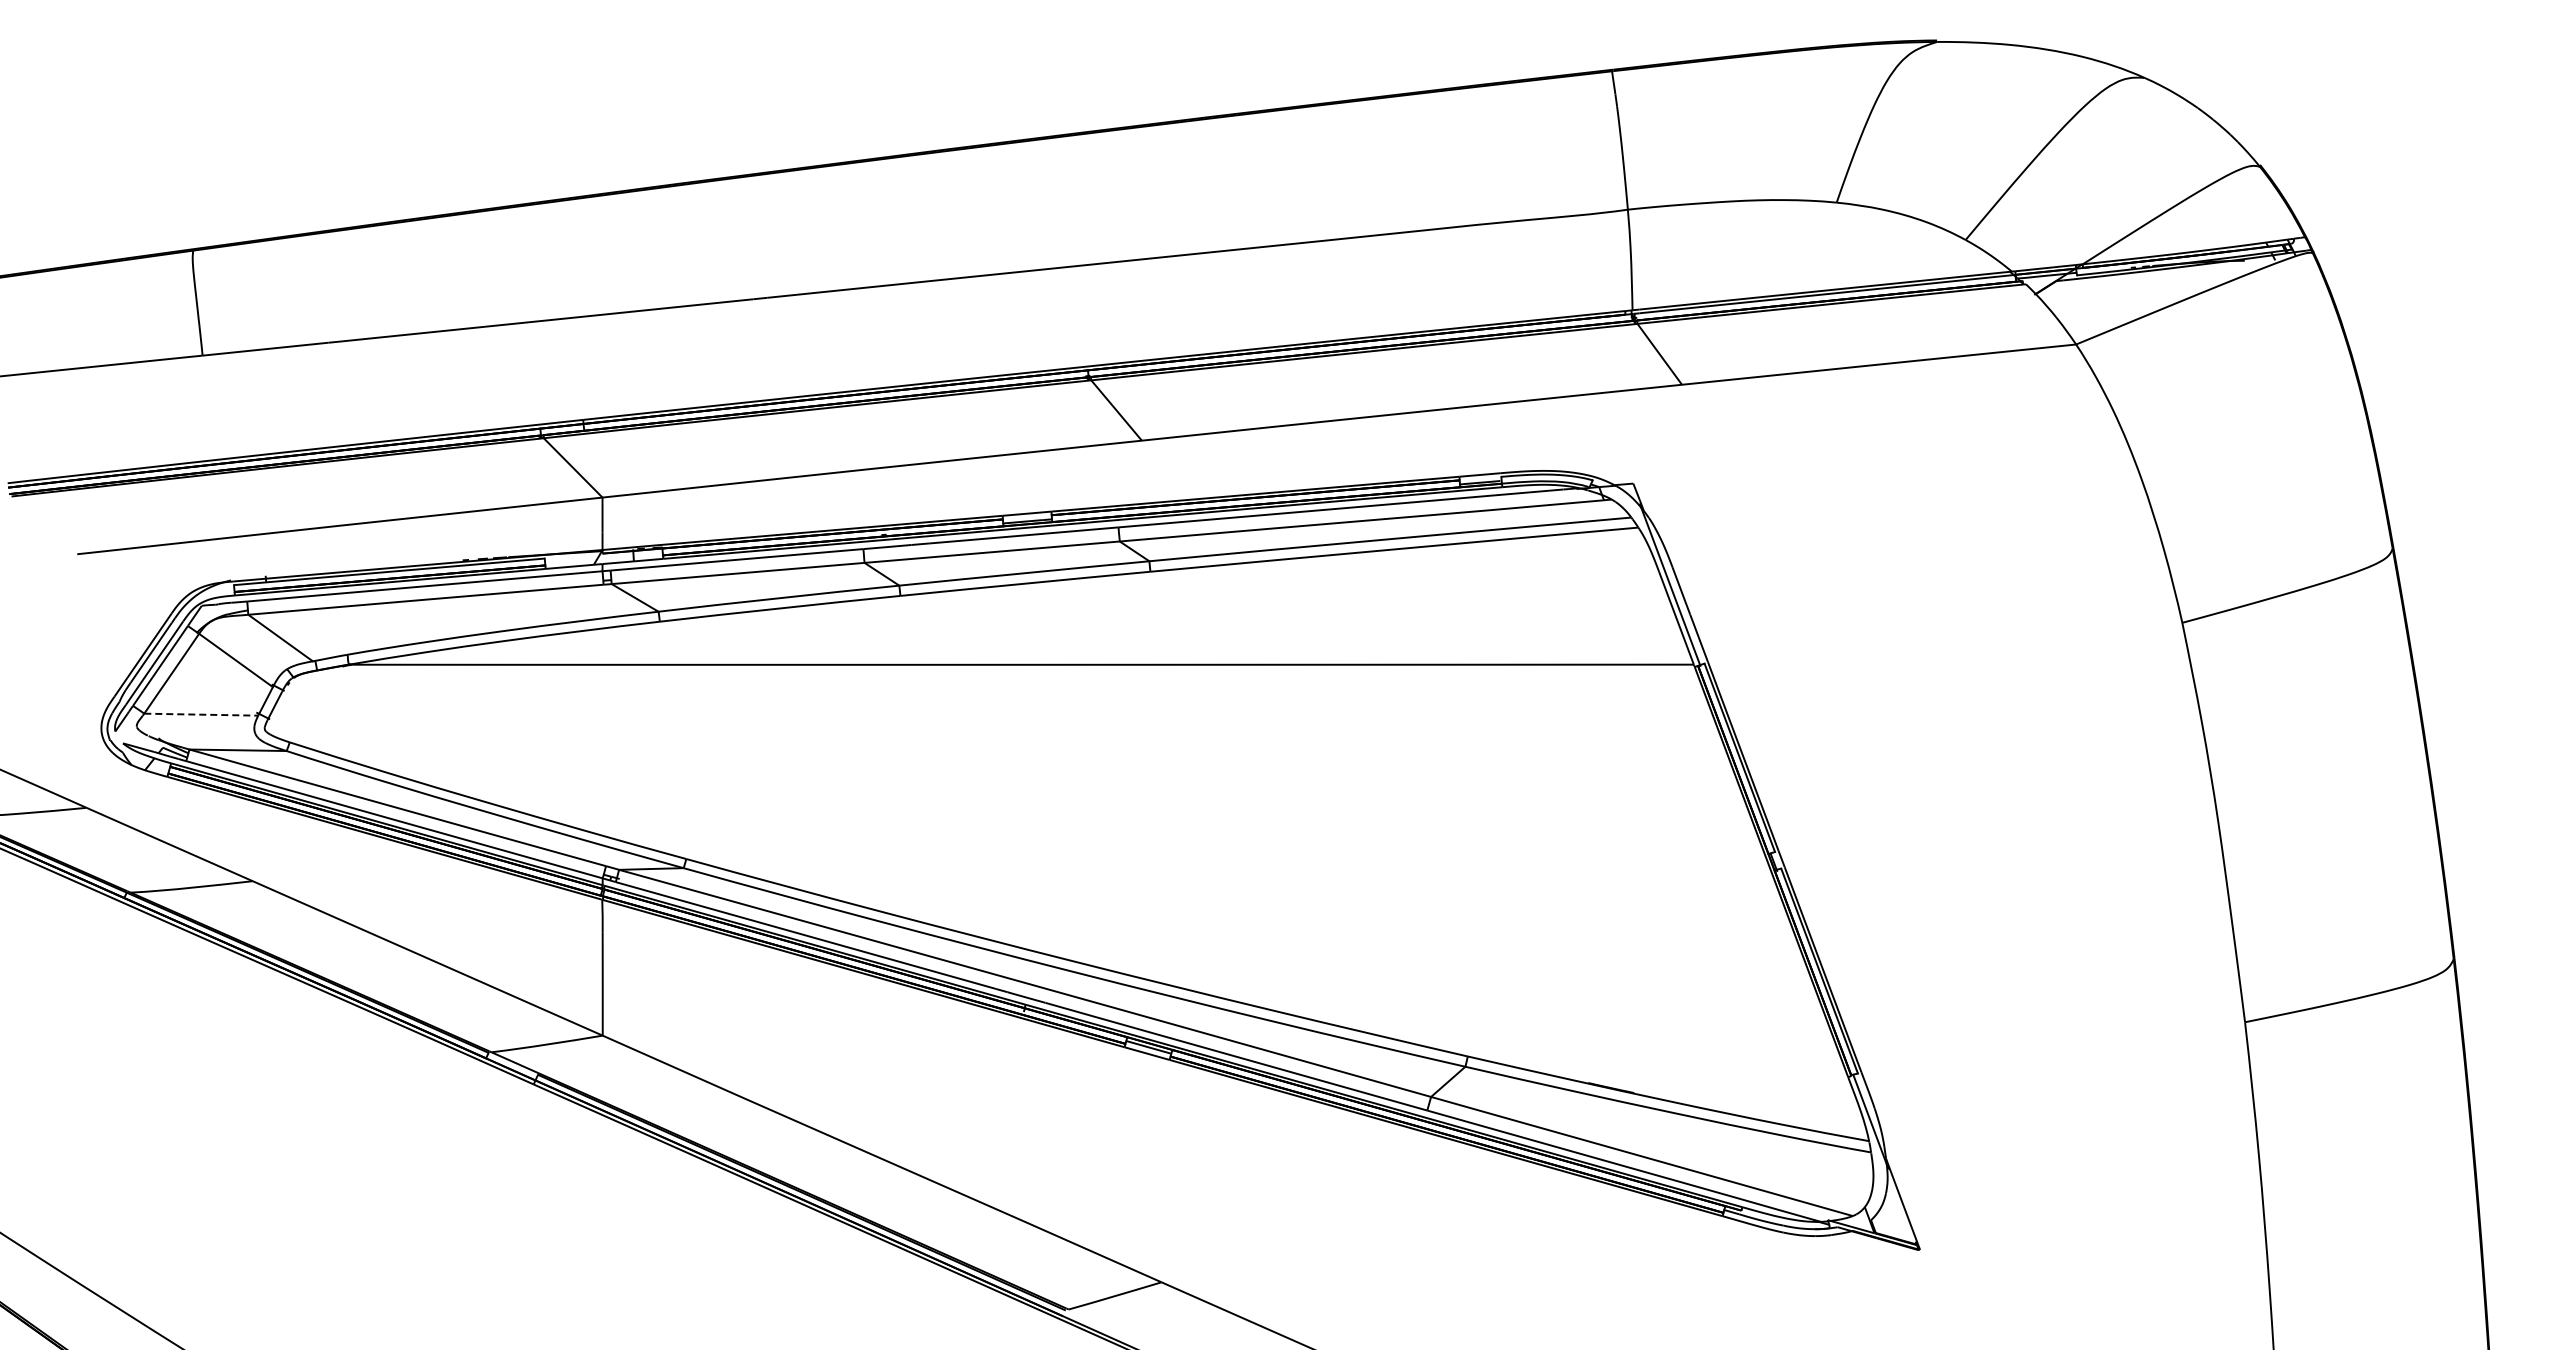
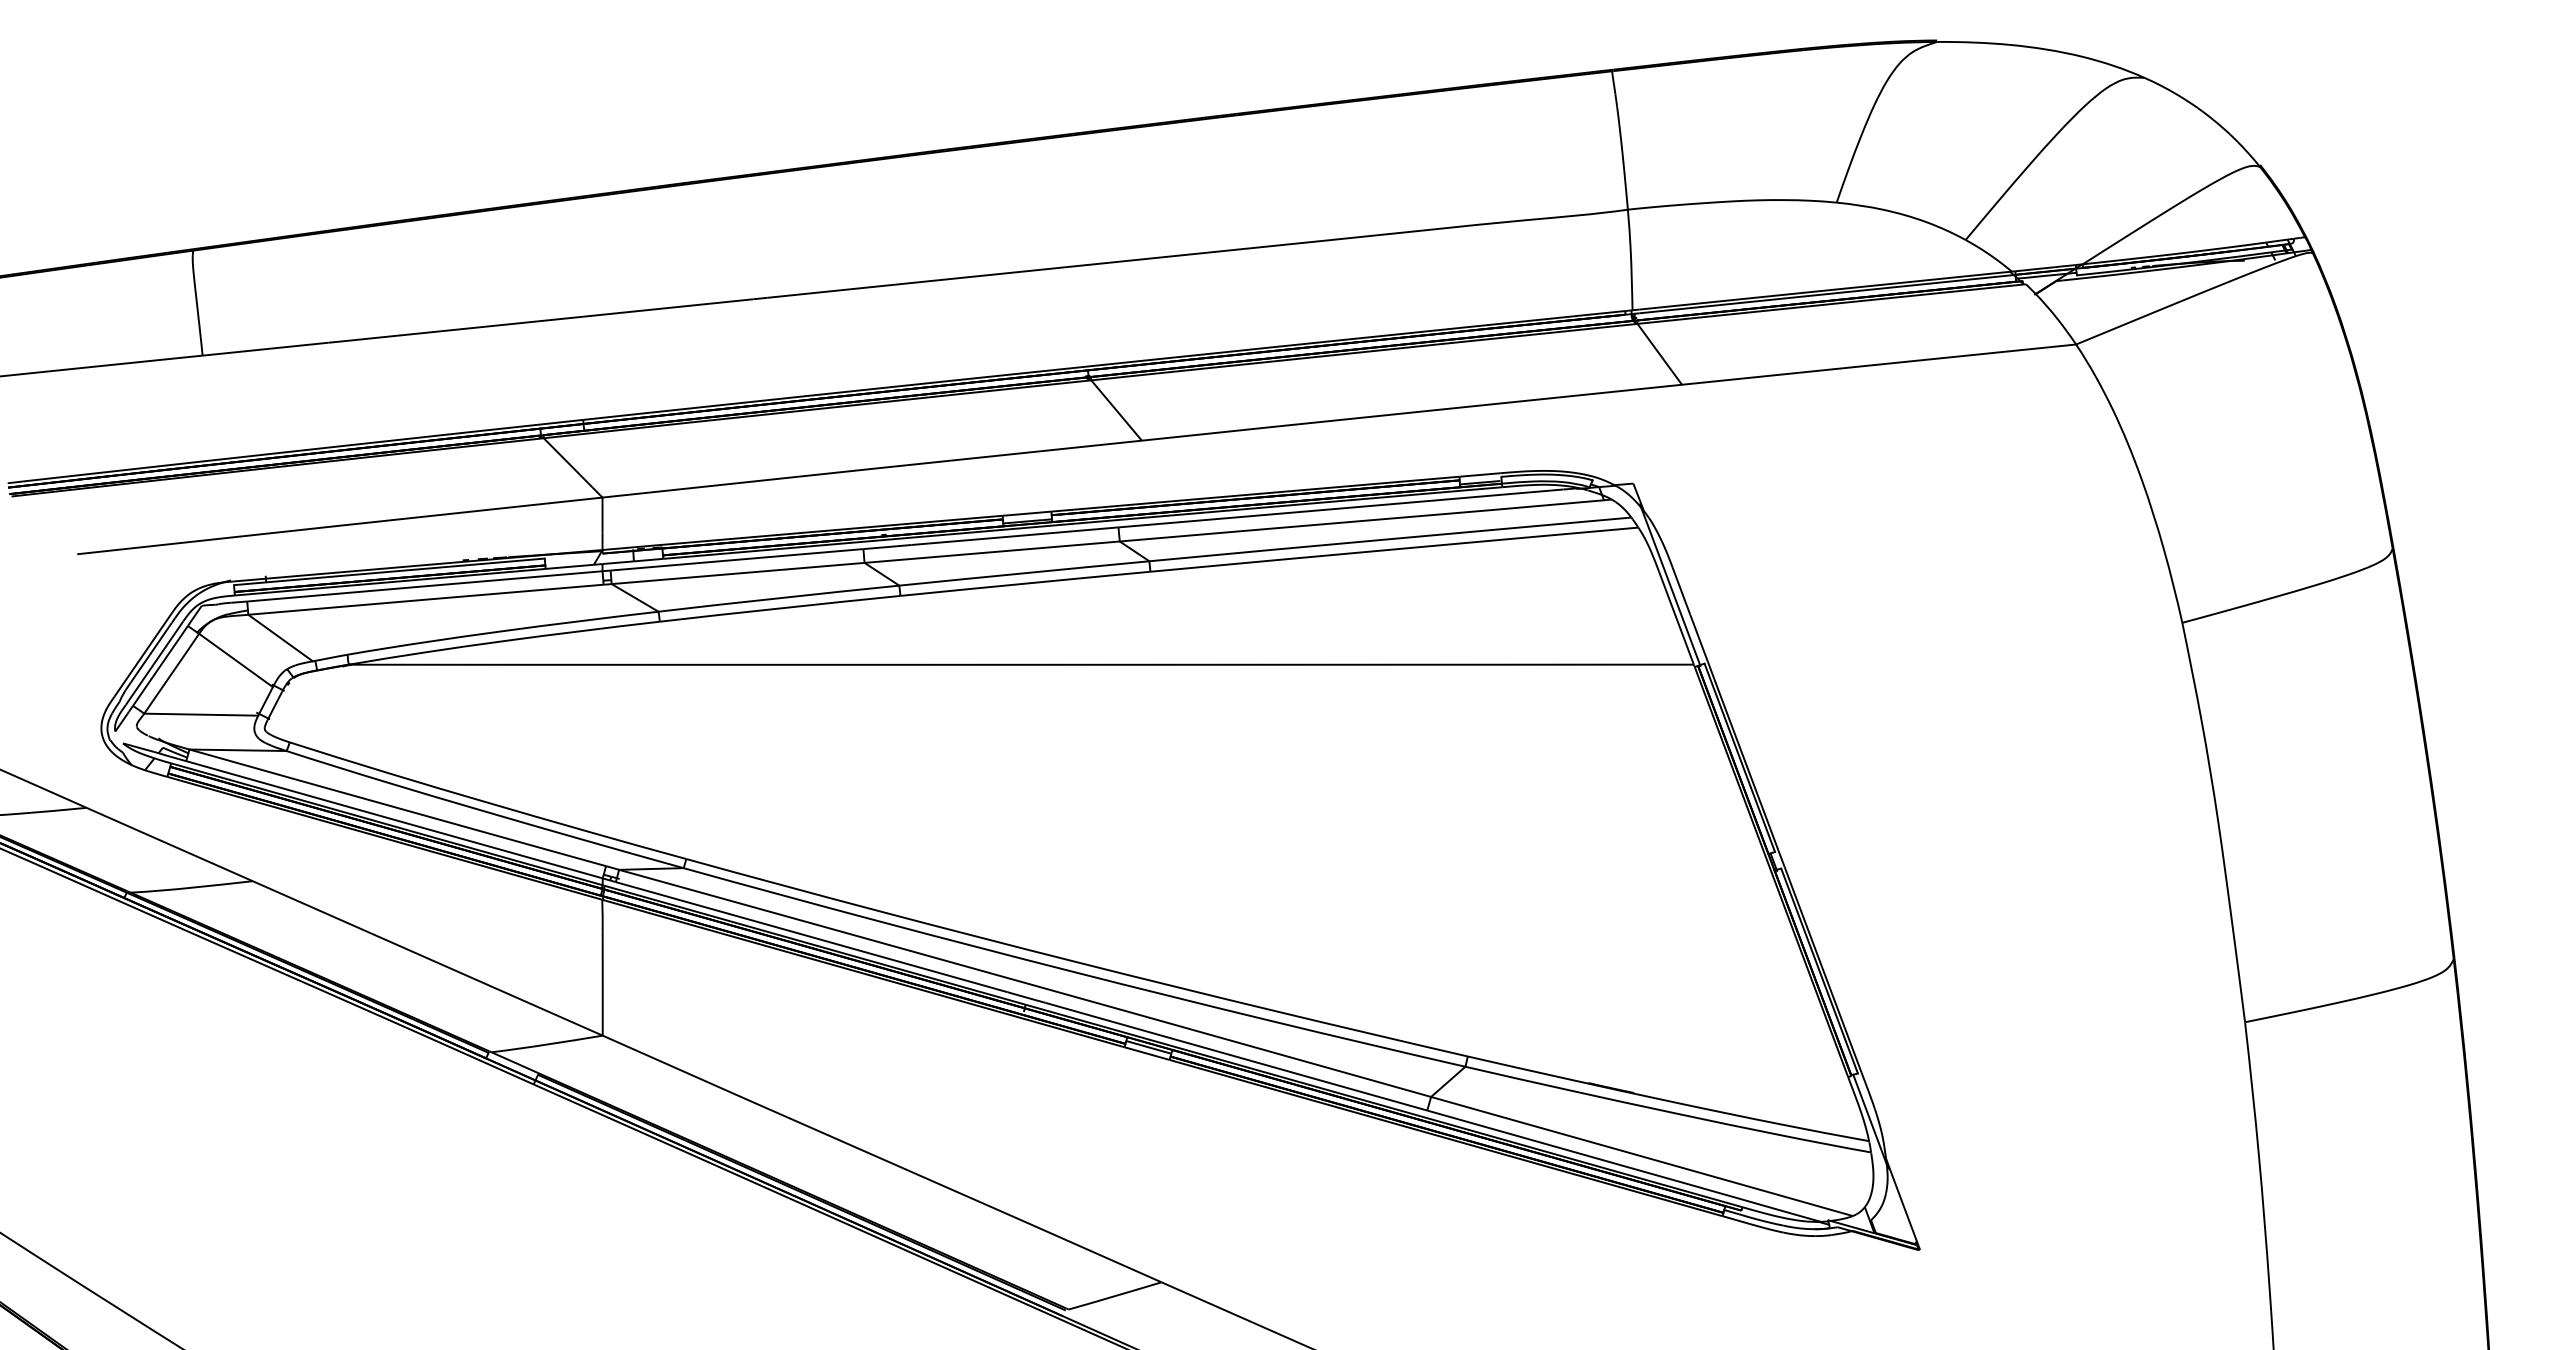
line: dashed -> solid (201, 714)
